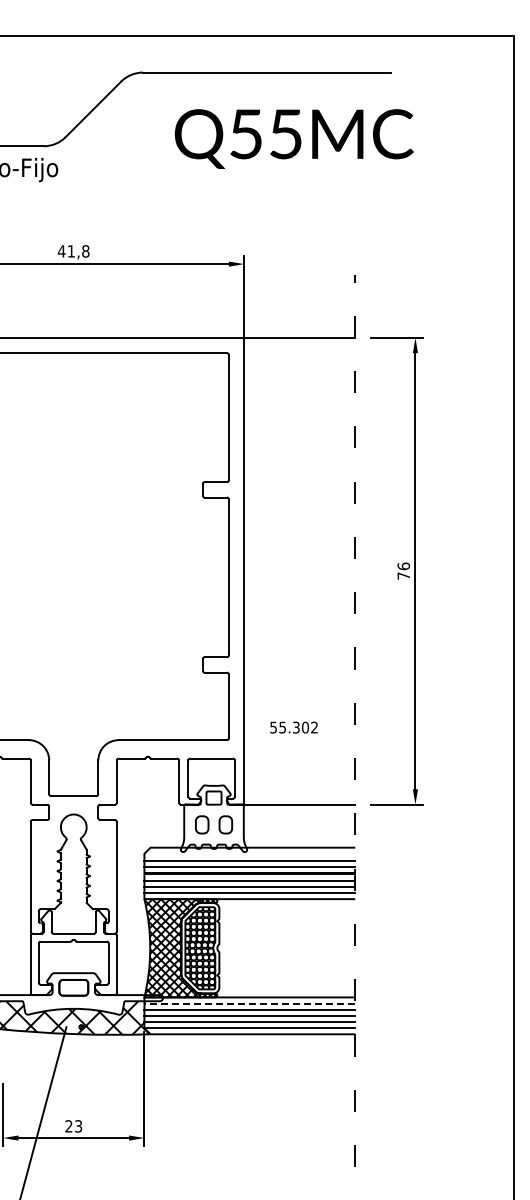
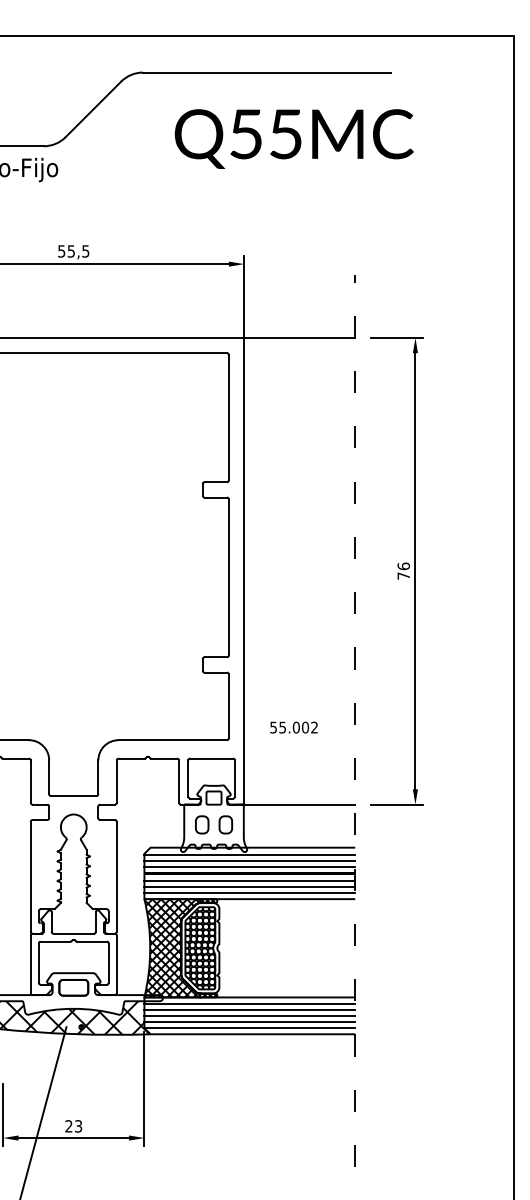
text: 41,8 -> 55,5 (73, 251)
text: 55.302 -> 55.002 (295, 727)
line: none -> present (249, 854)
line: dashed -> solid (249, 1003)
